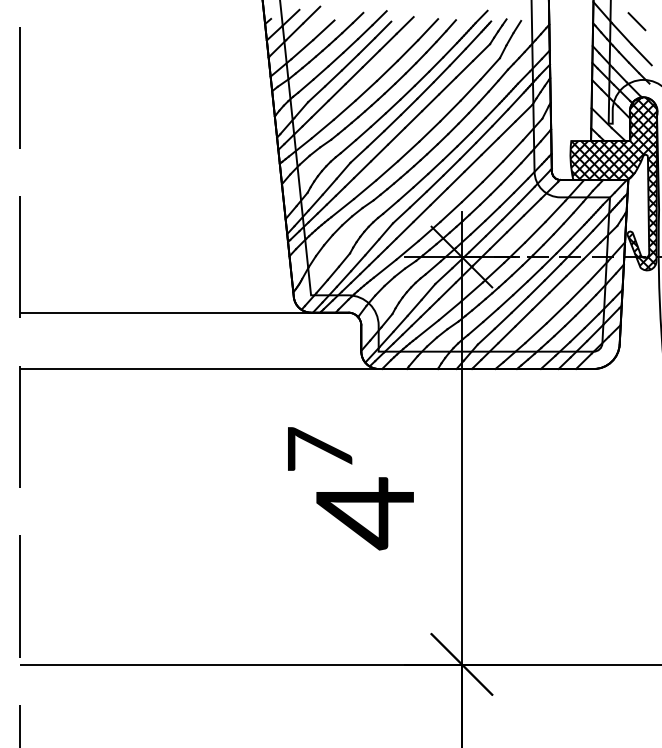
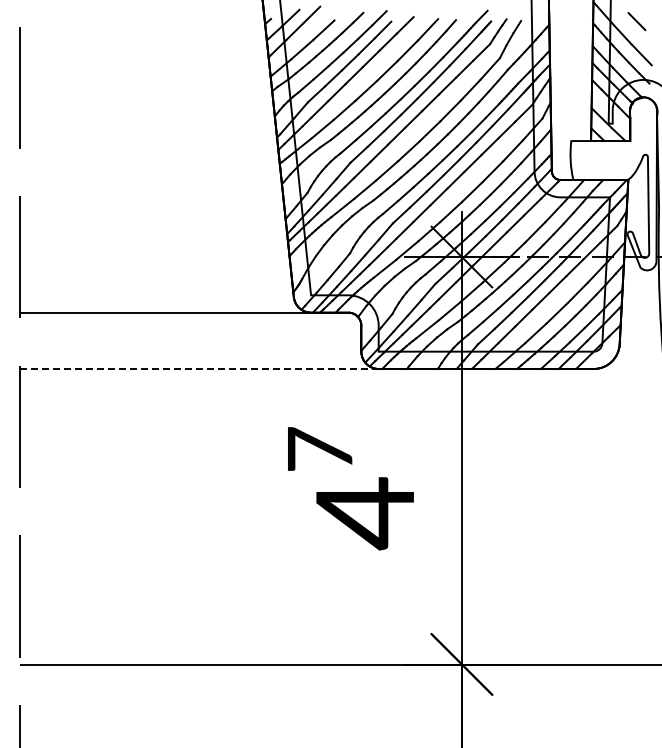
hatch: present -> none (613, 183)
line: solid -> dashed (199, 369)
